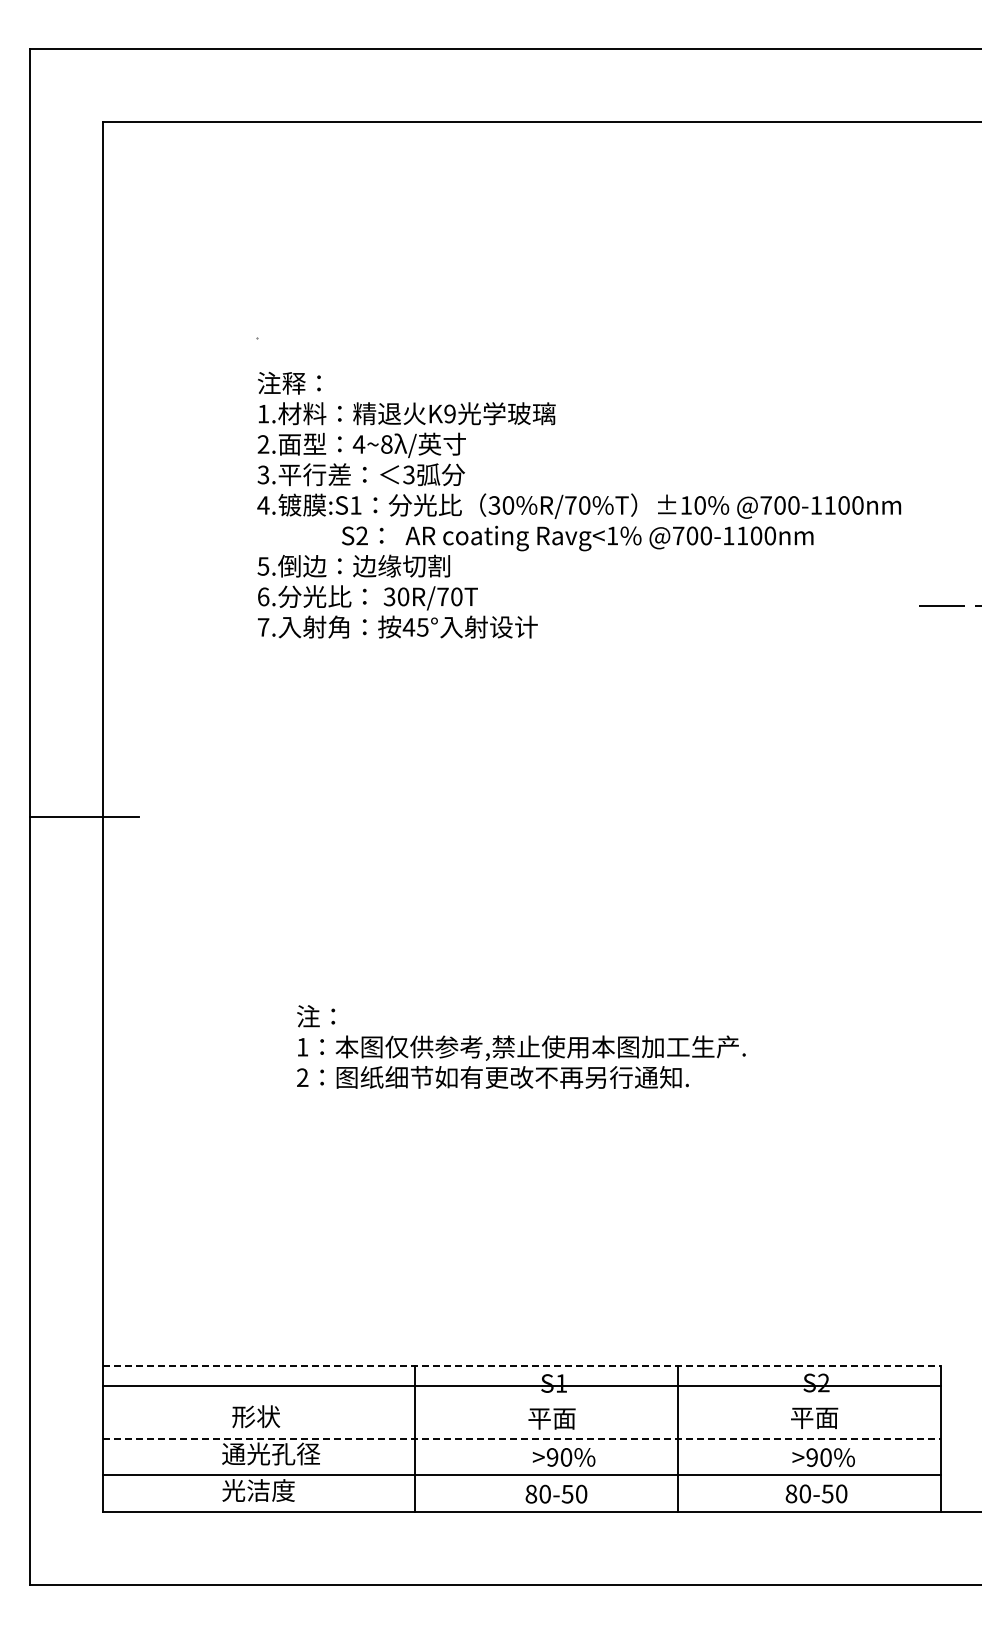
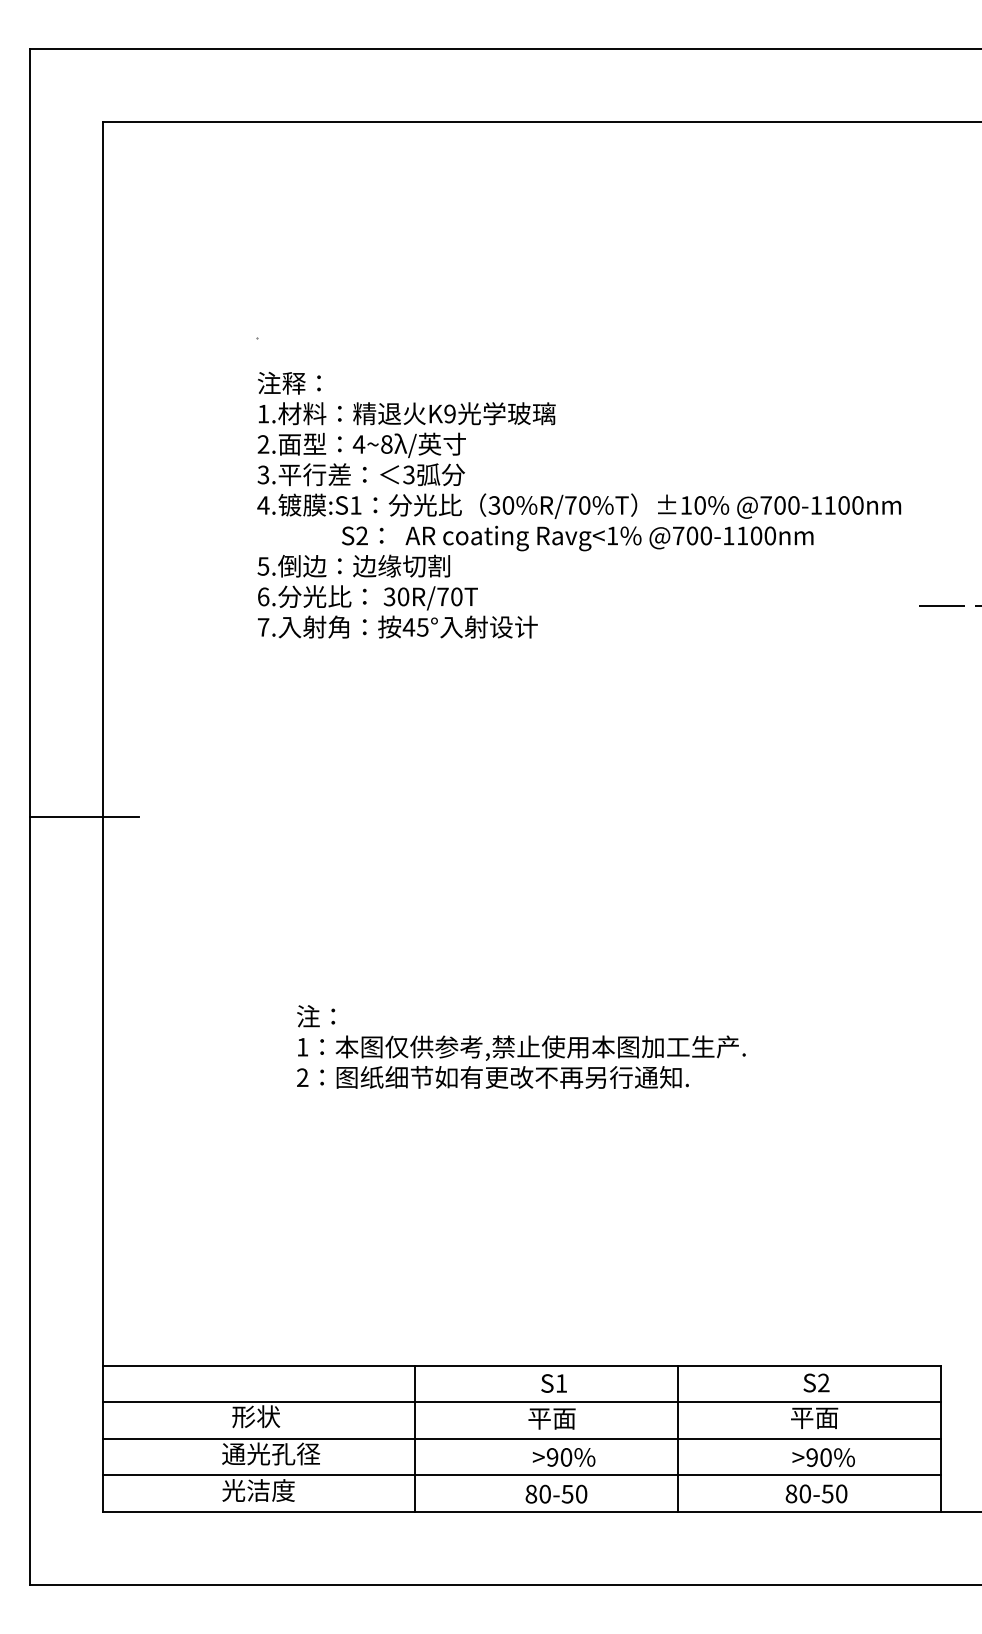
line: dashed -> solid (522, 1365)
line position: (521, 1386) -> (521, 1402) (521, 1402)
line: dashed -> solid (522, 1438)
